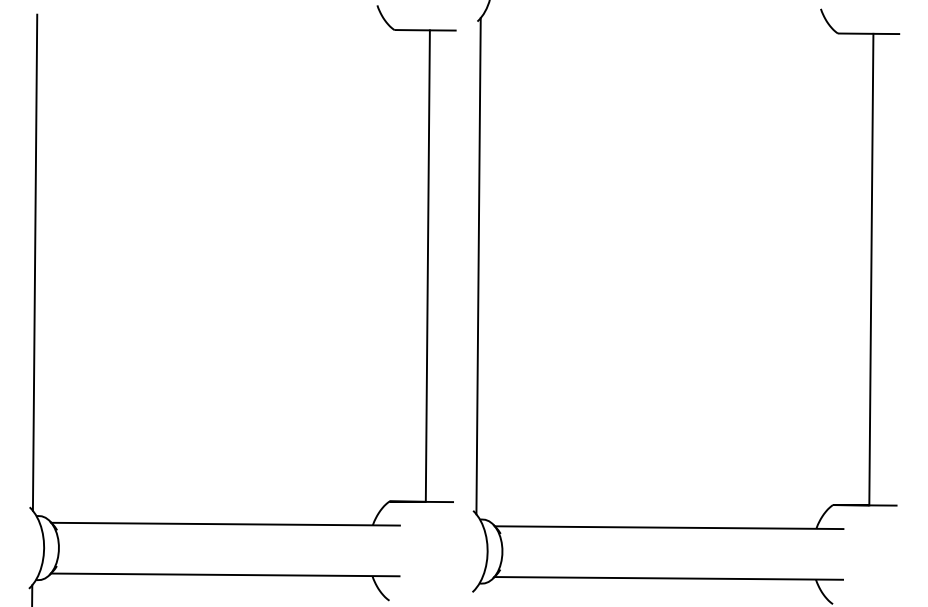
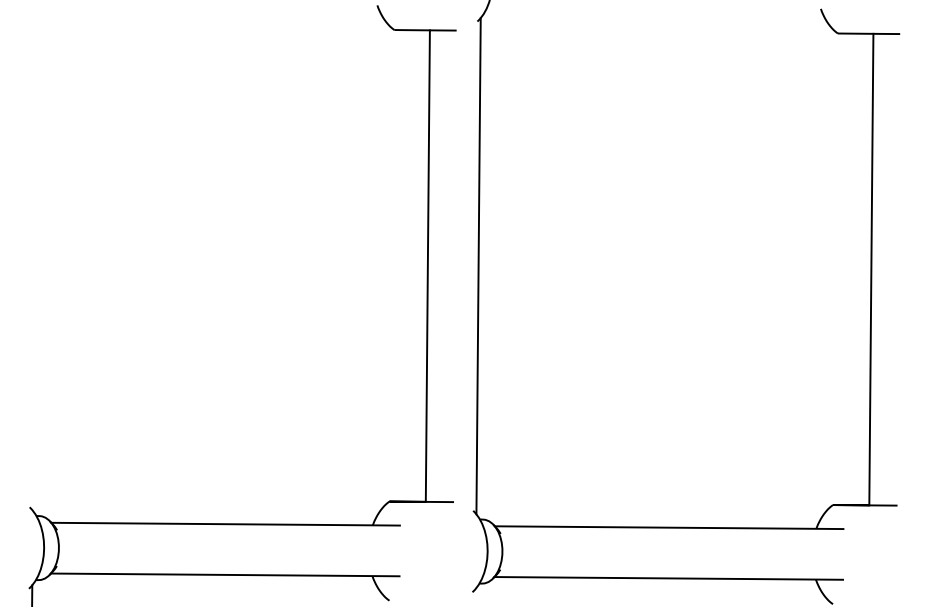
line: present -> none (34, 262)
